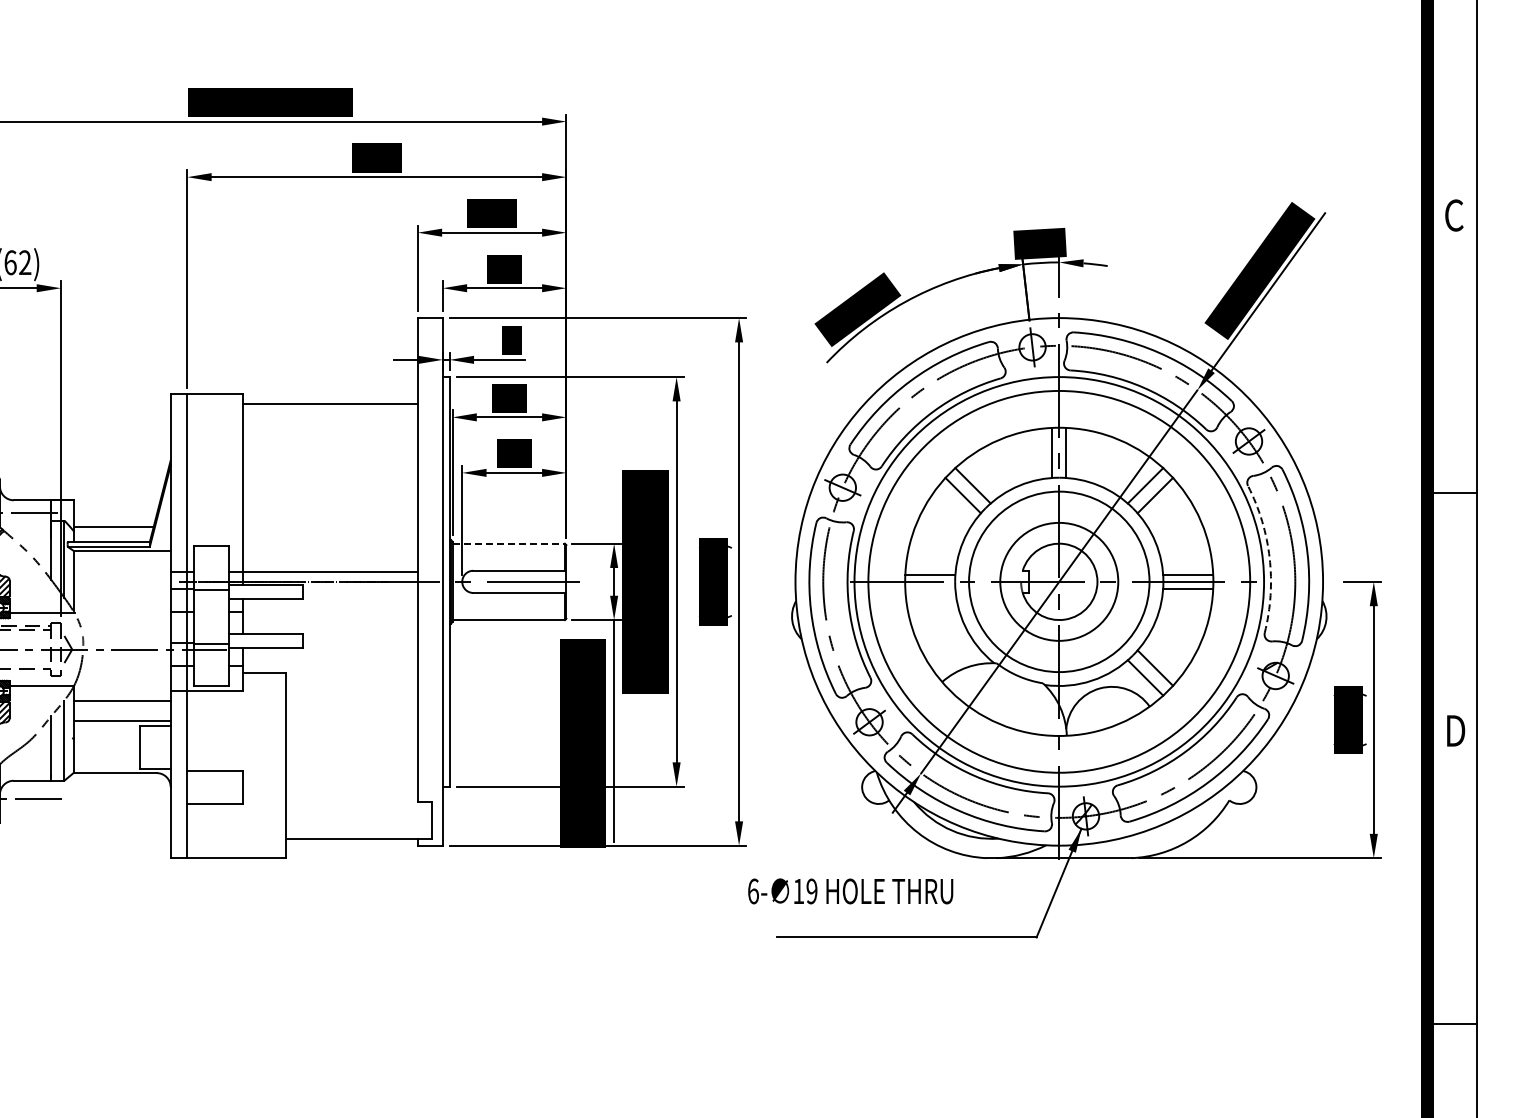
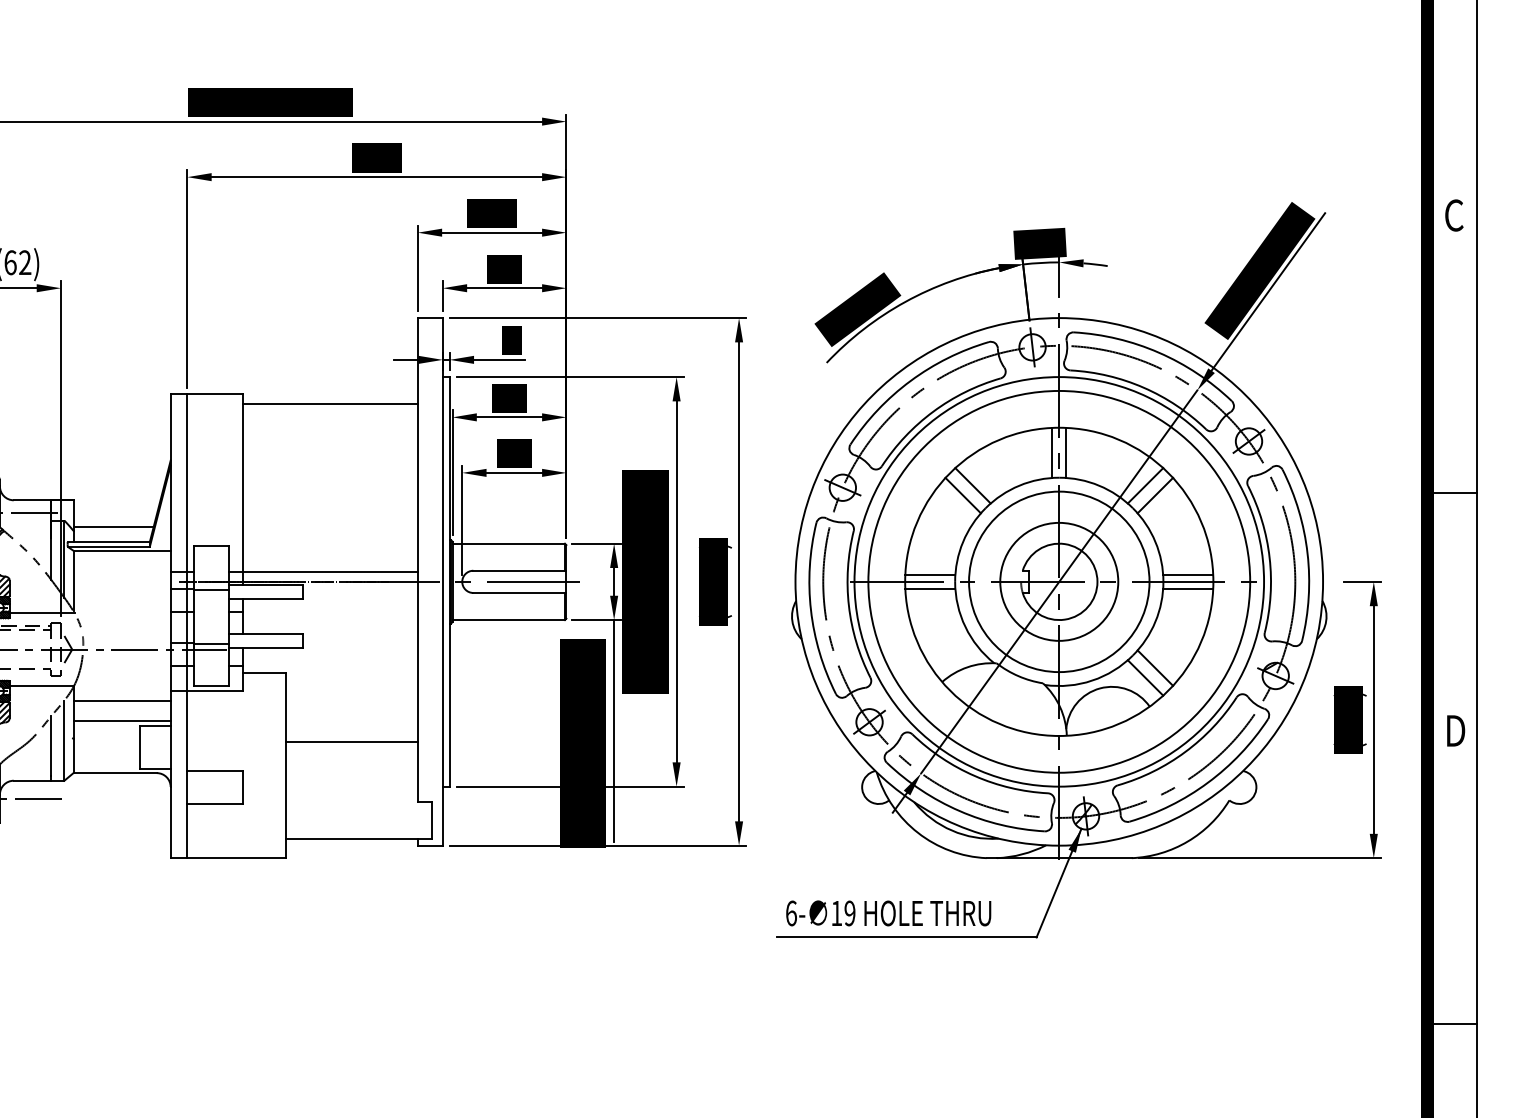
line: dashed -> solid (509, 543)
arc: dashed -> solid (1269, 557)
line: none -> present (930, 588)
line: none -> present (351, 741)
text position: (850, 891) -> (888, 913) (888, 913)
